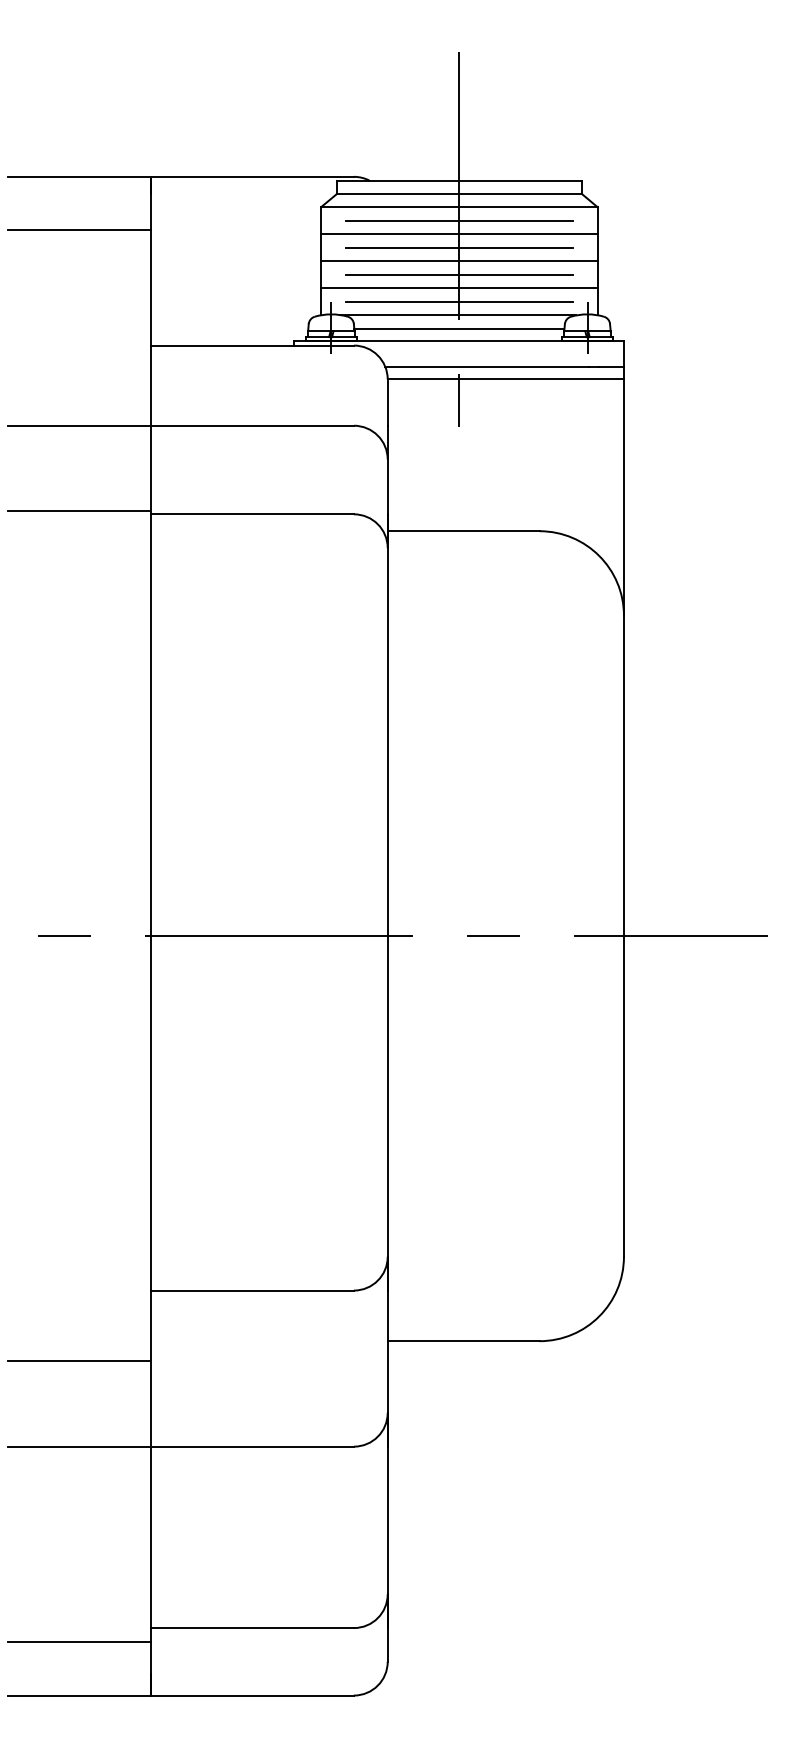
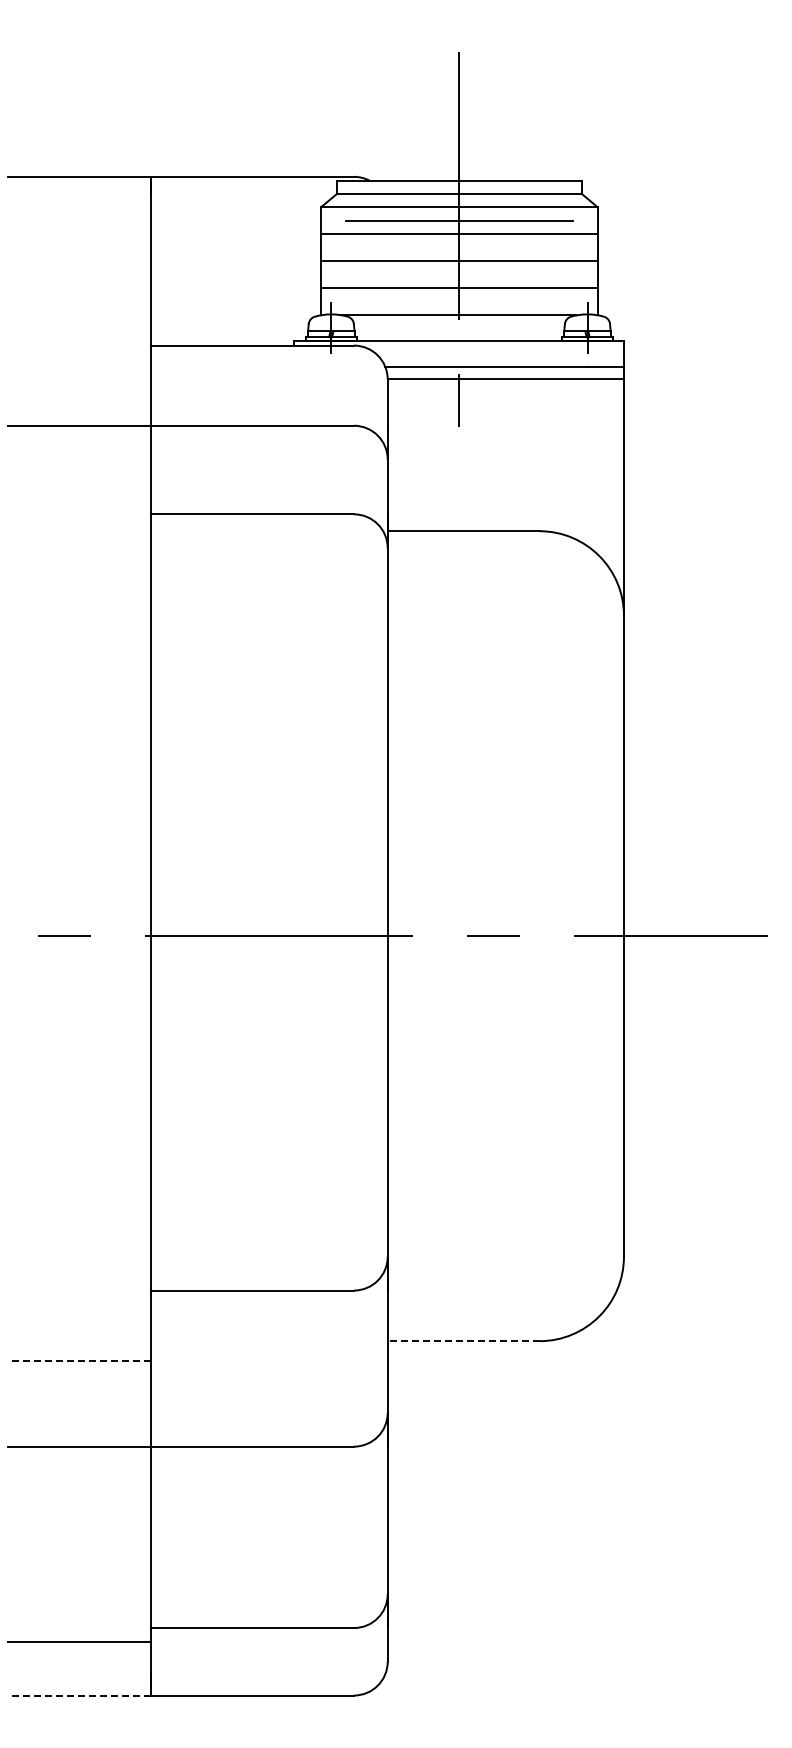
line: present -> none (79, 230)
line: present -> none (459, 247)
line: present -> none (459, 274)
line: present -> none (459, 301)
line: present -> none (458, 328)
line: present -> none (79, 511)
line: solid -> dashed (463, 1341)
line: solid -> dashed (79, 1360)
line: solid -> dashed (79, 1695)
